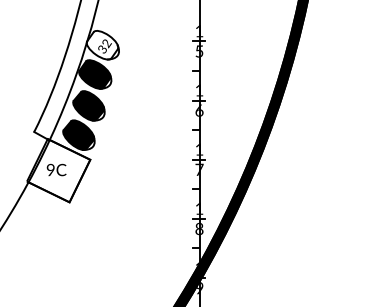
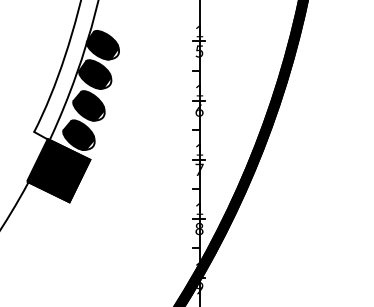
fill: none -> present (102, 44)
fill: none -> present (58, 170)
